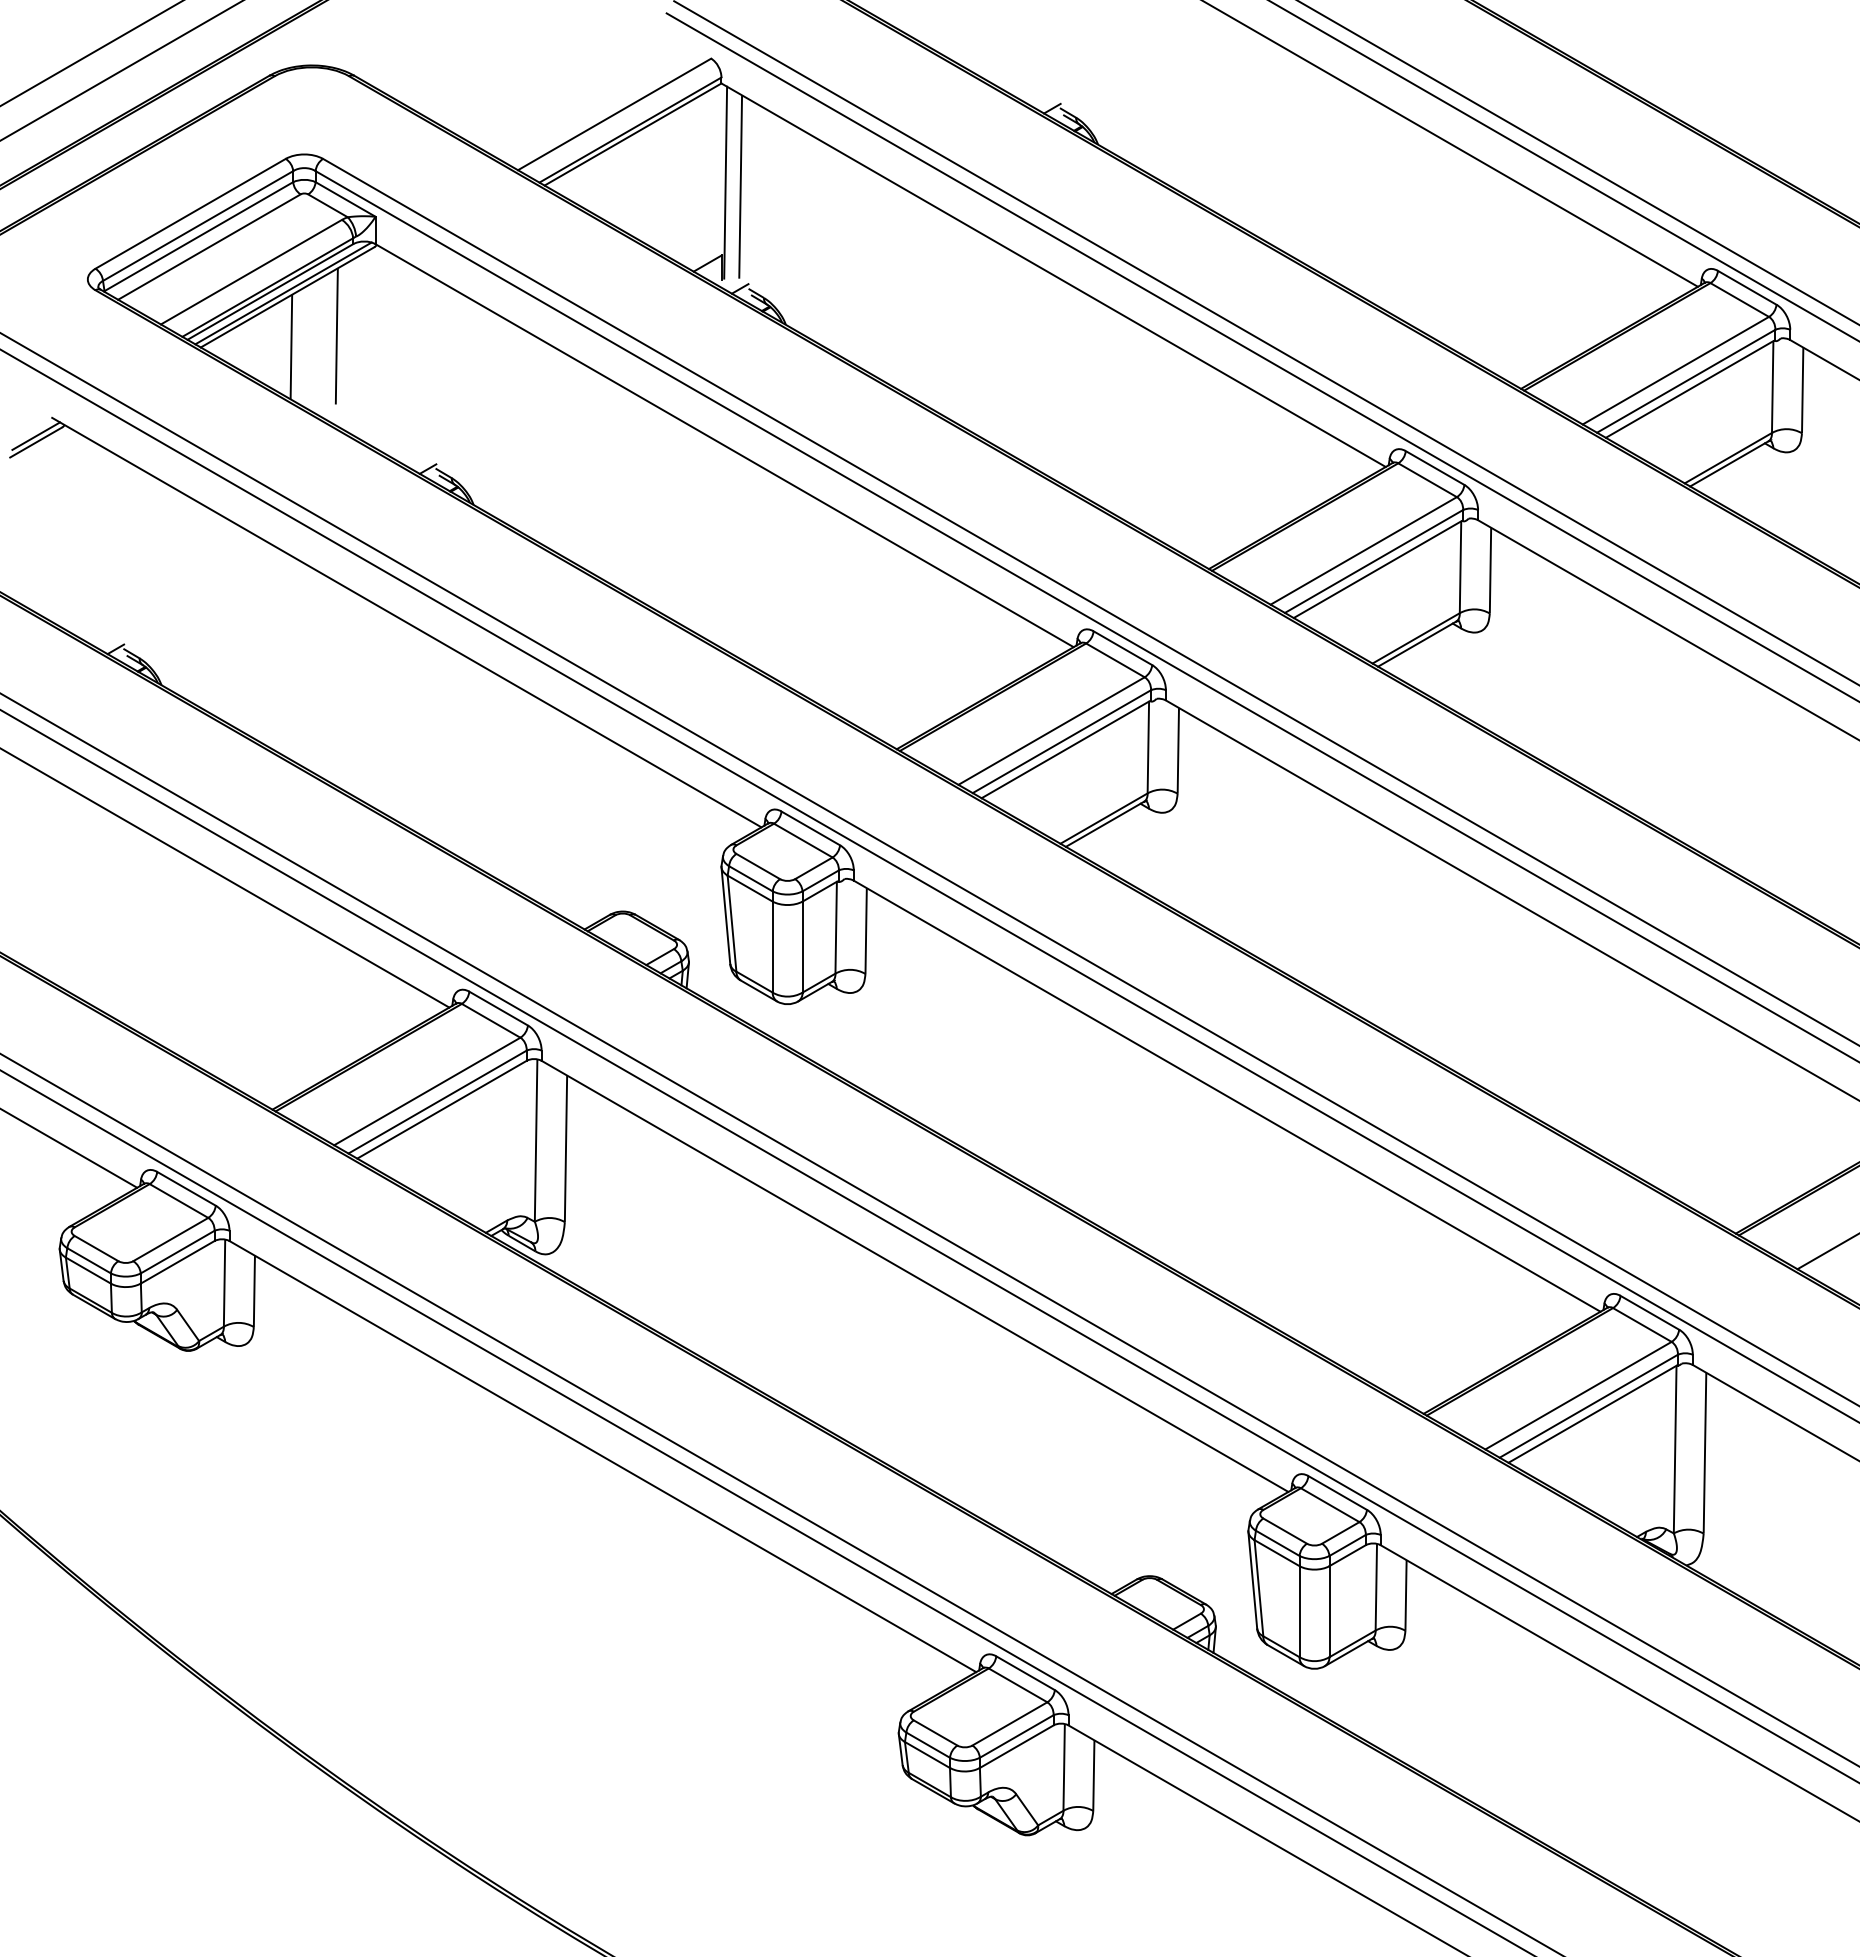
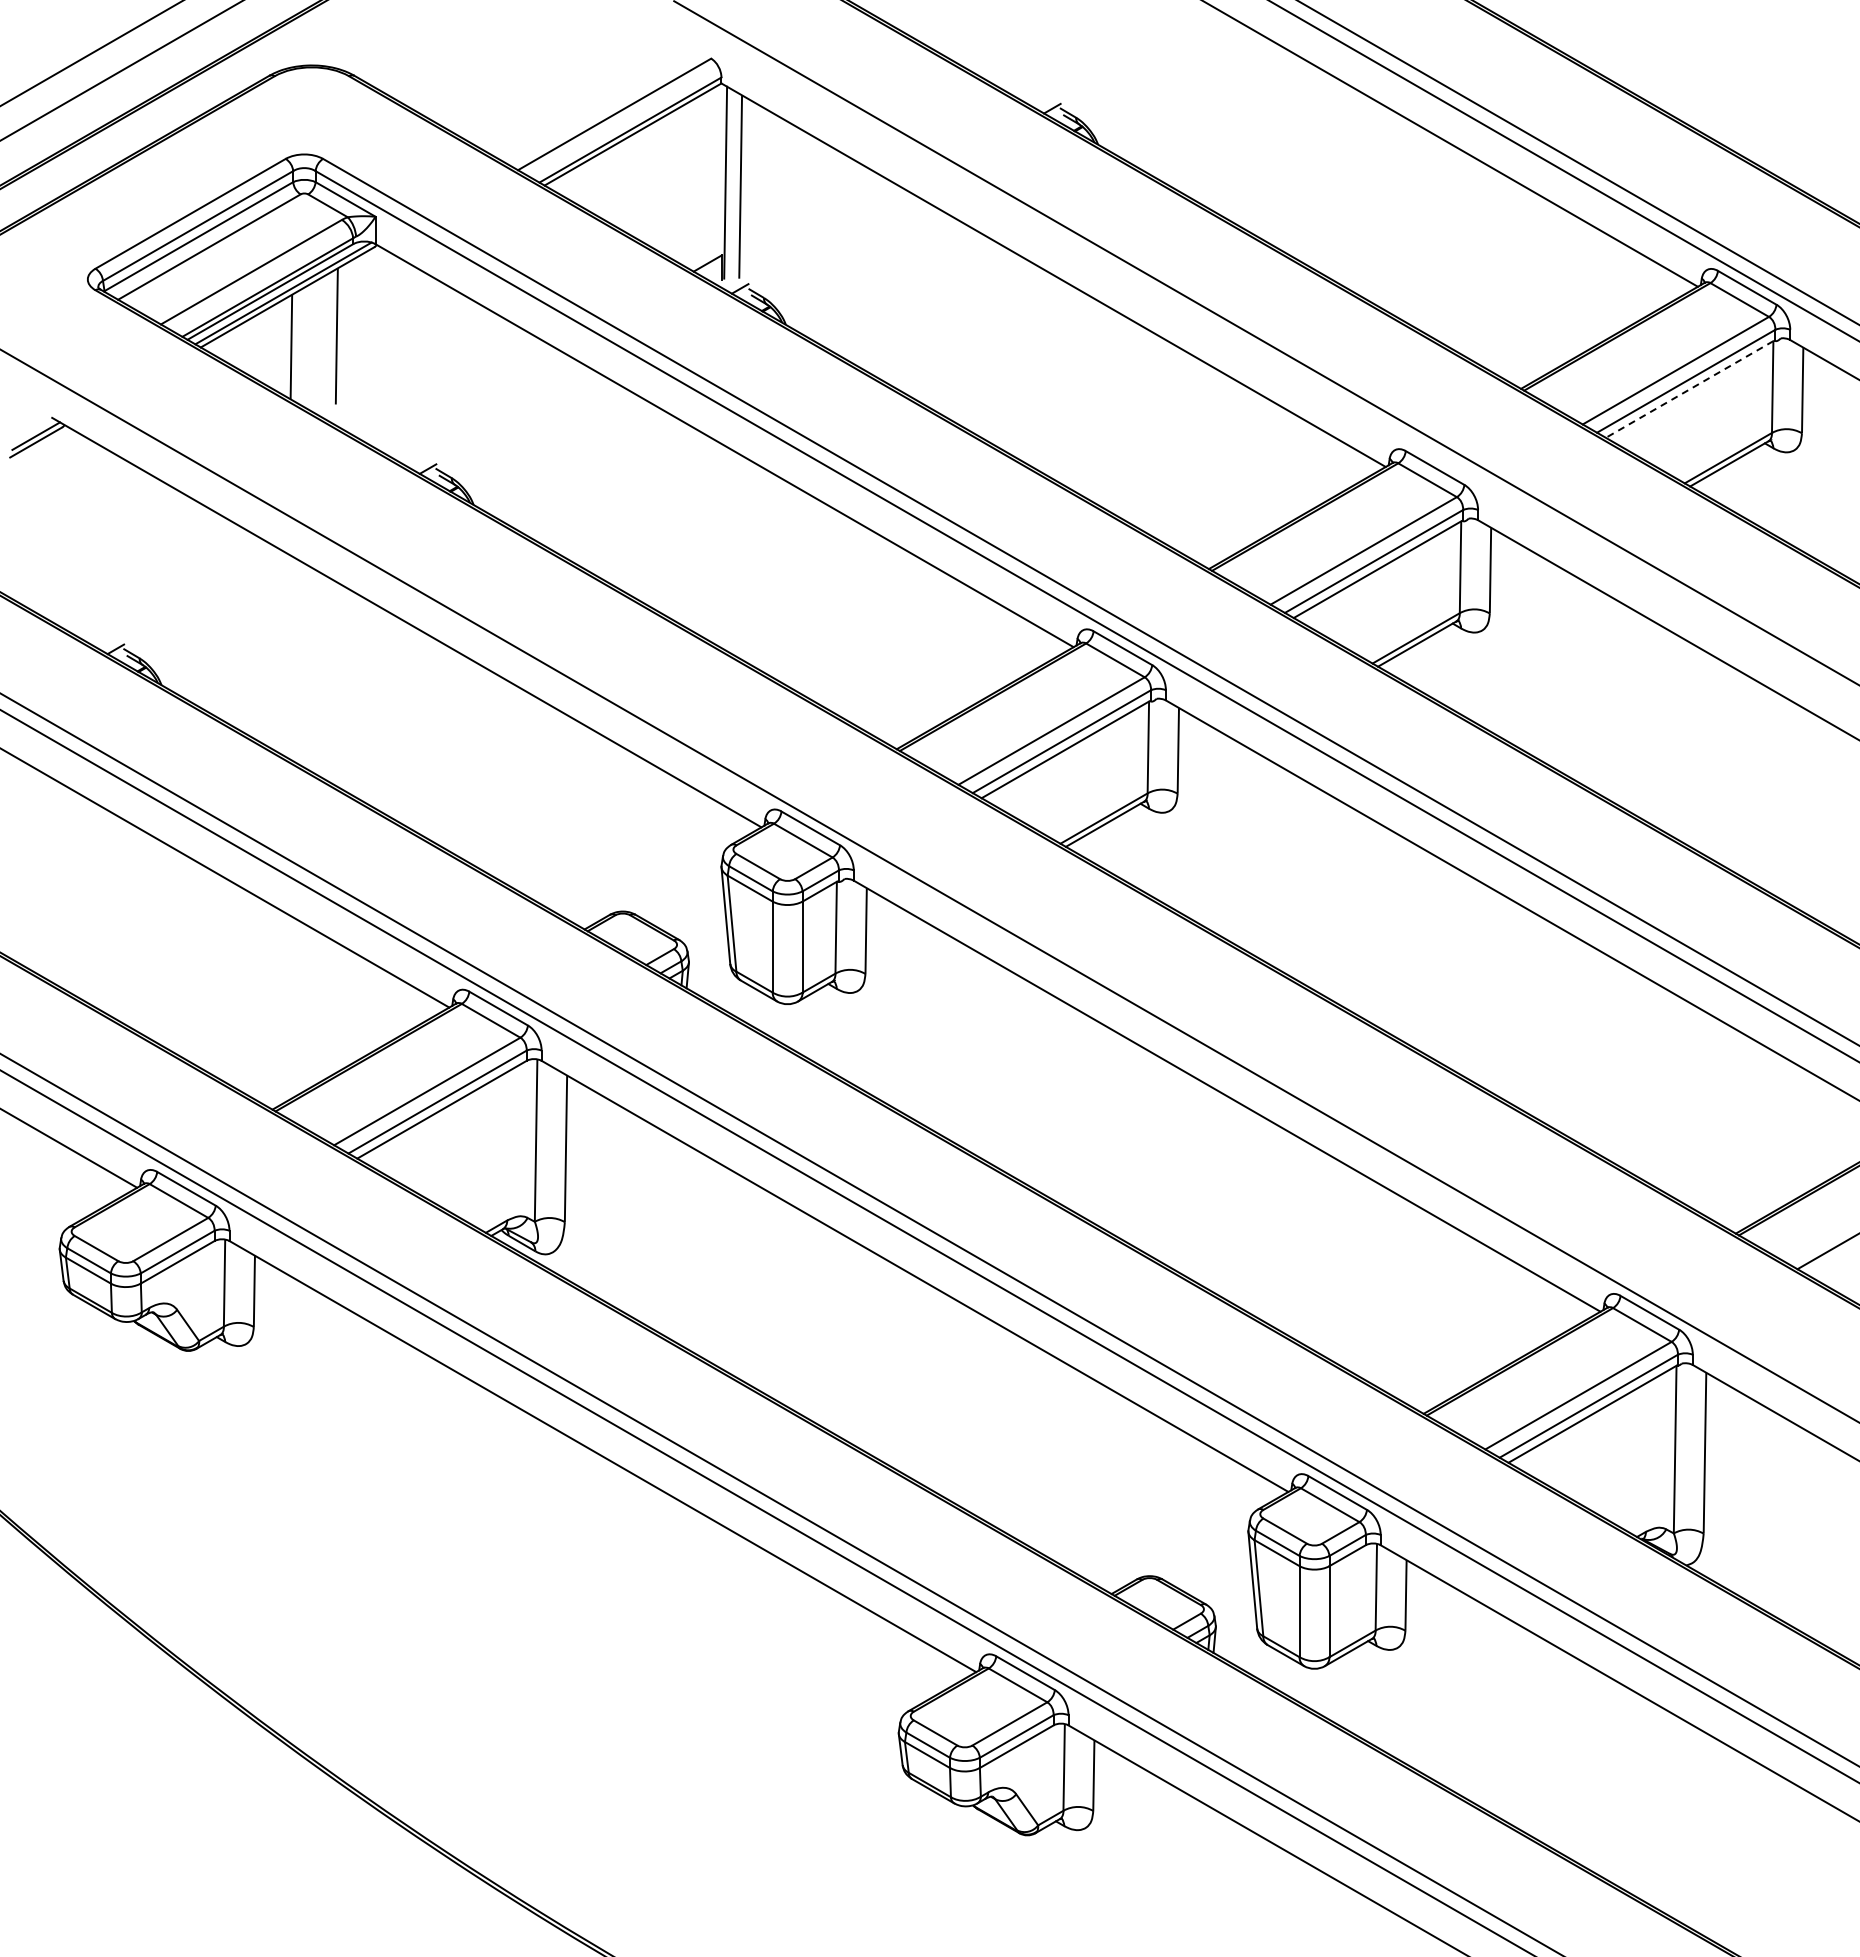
line: present -> none (1261, 356)
line: solid -> dashed (1689, 389)
line: present -> none (929, 869)
